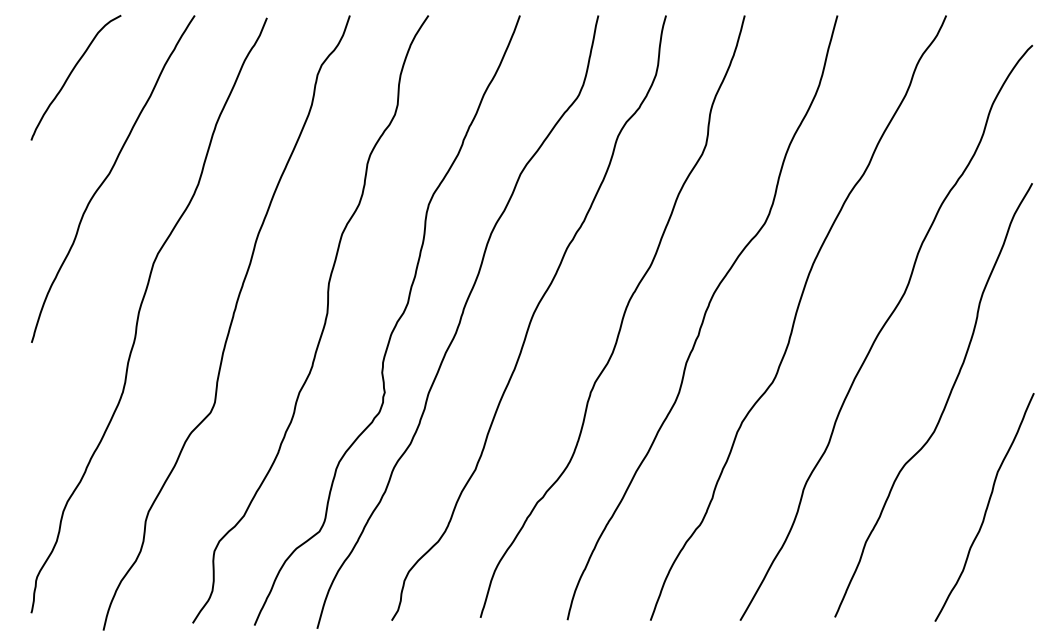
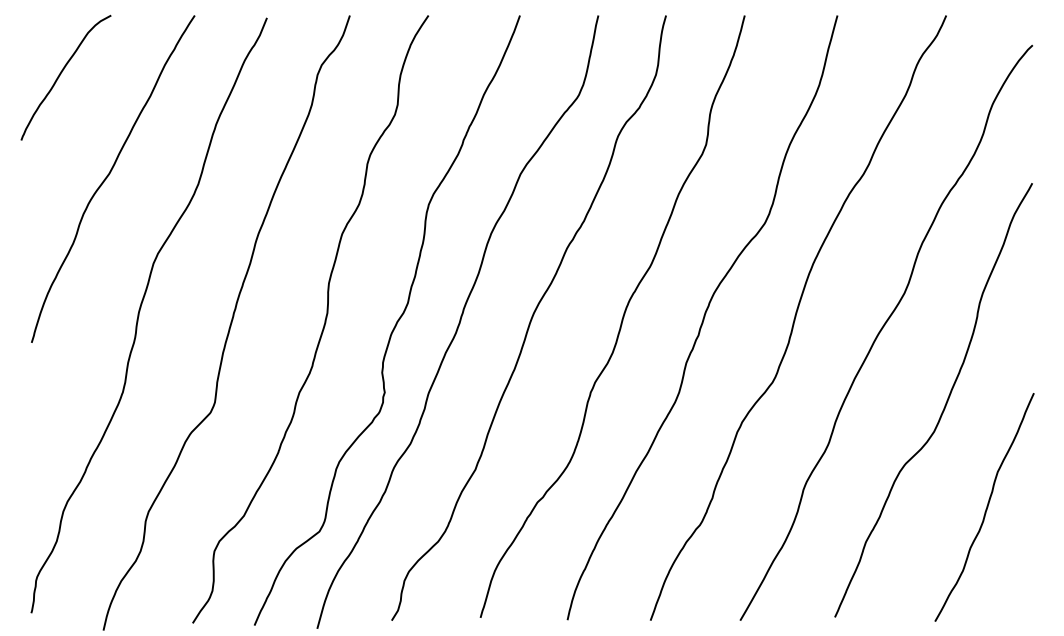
curve position: (71, 74) -> (61, 74) (61, 74)
